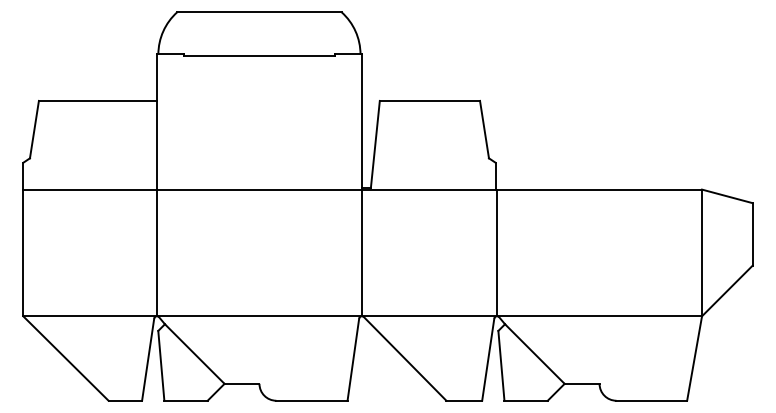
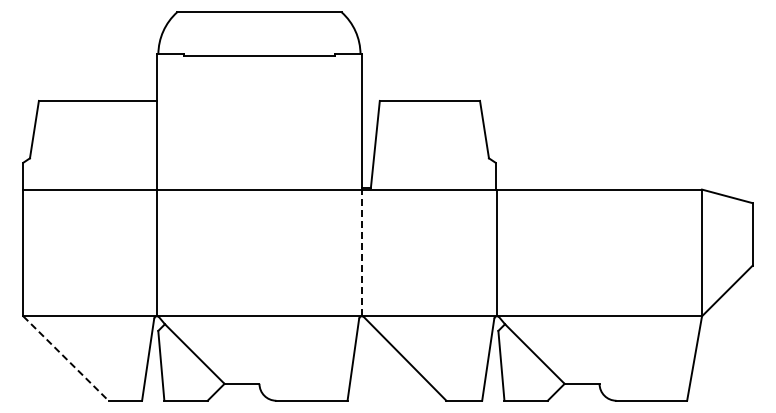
line: solid -> dashed (361, 252)
line: solid -> dashed (66, 358)
